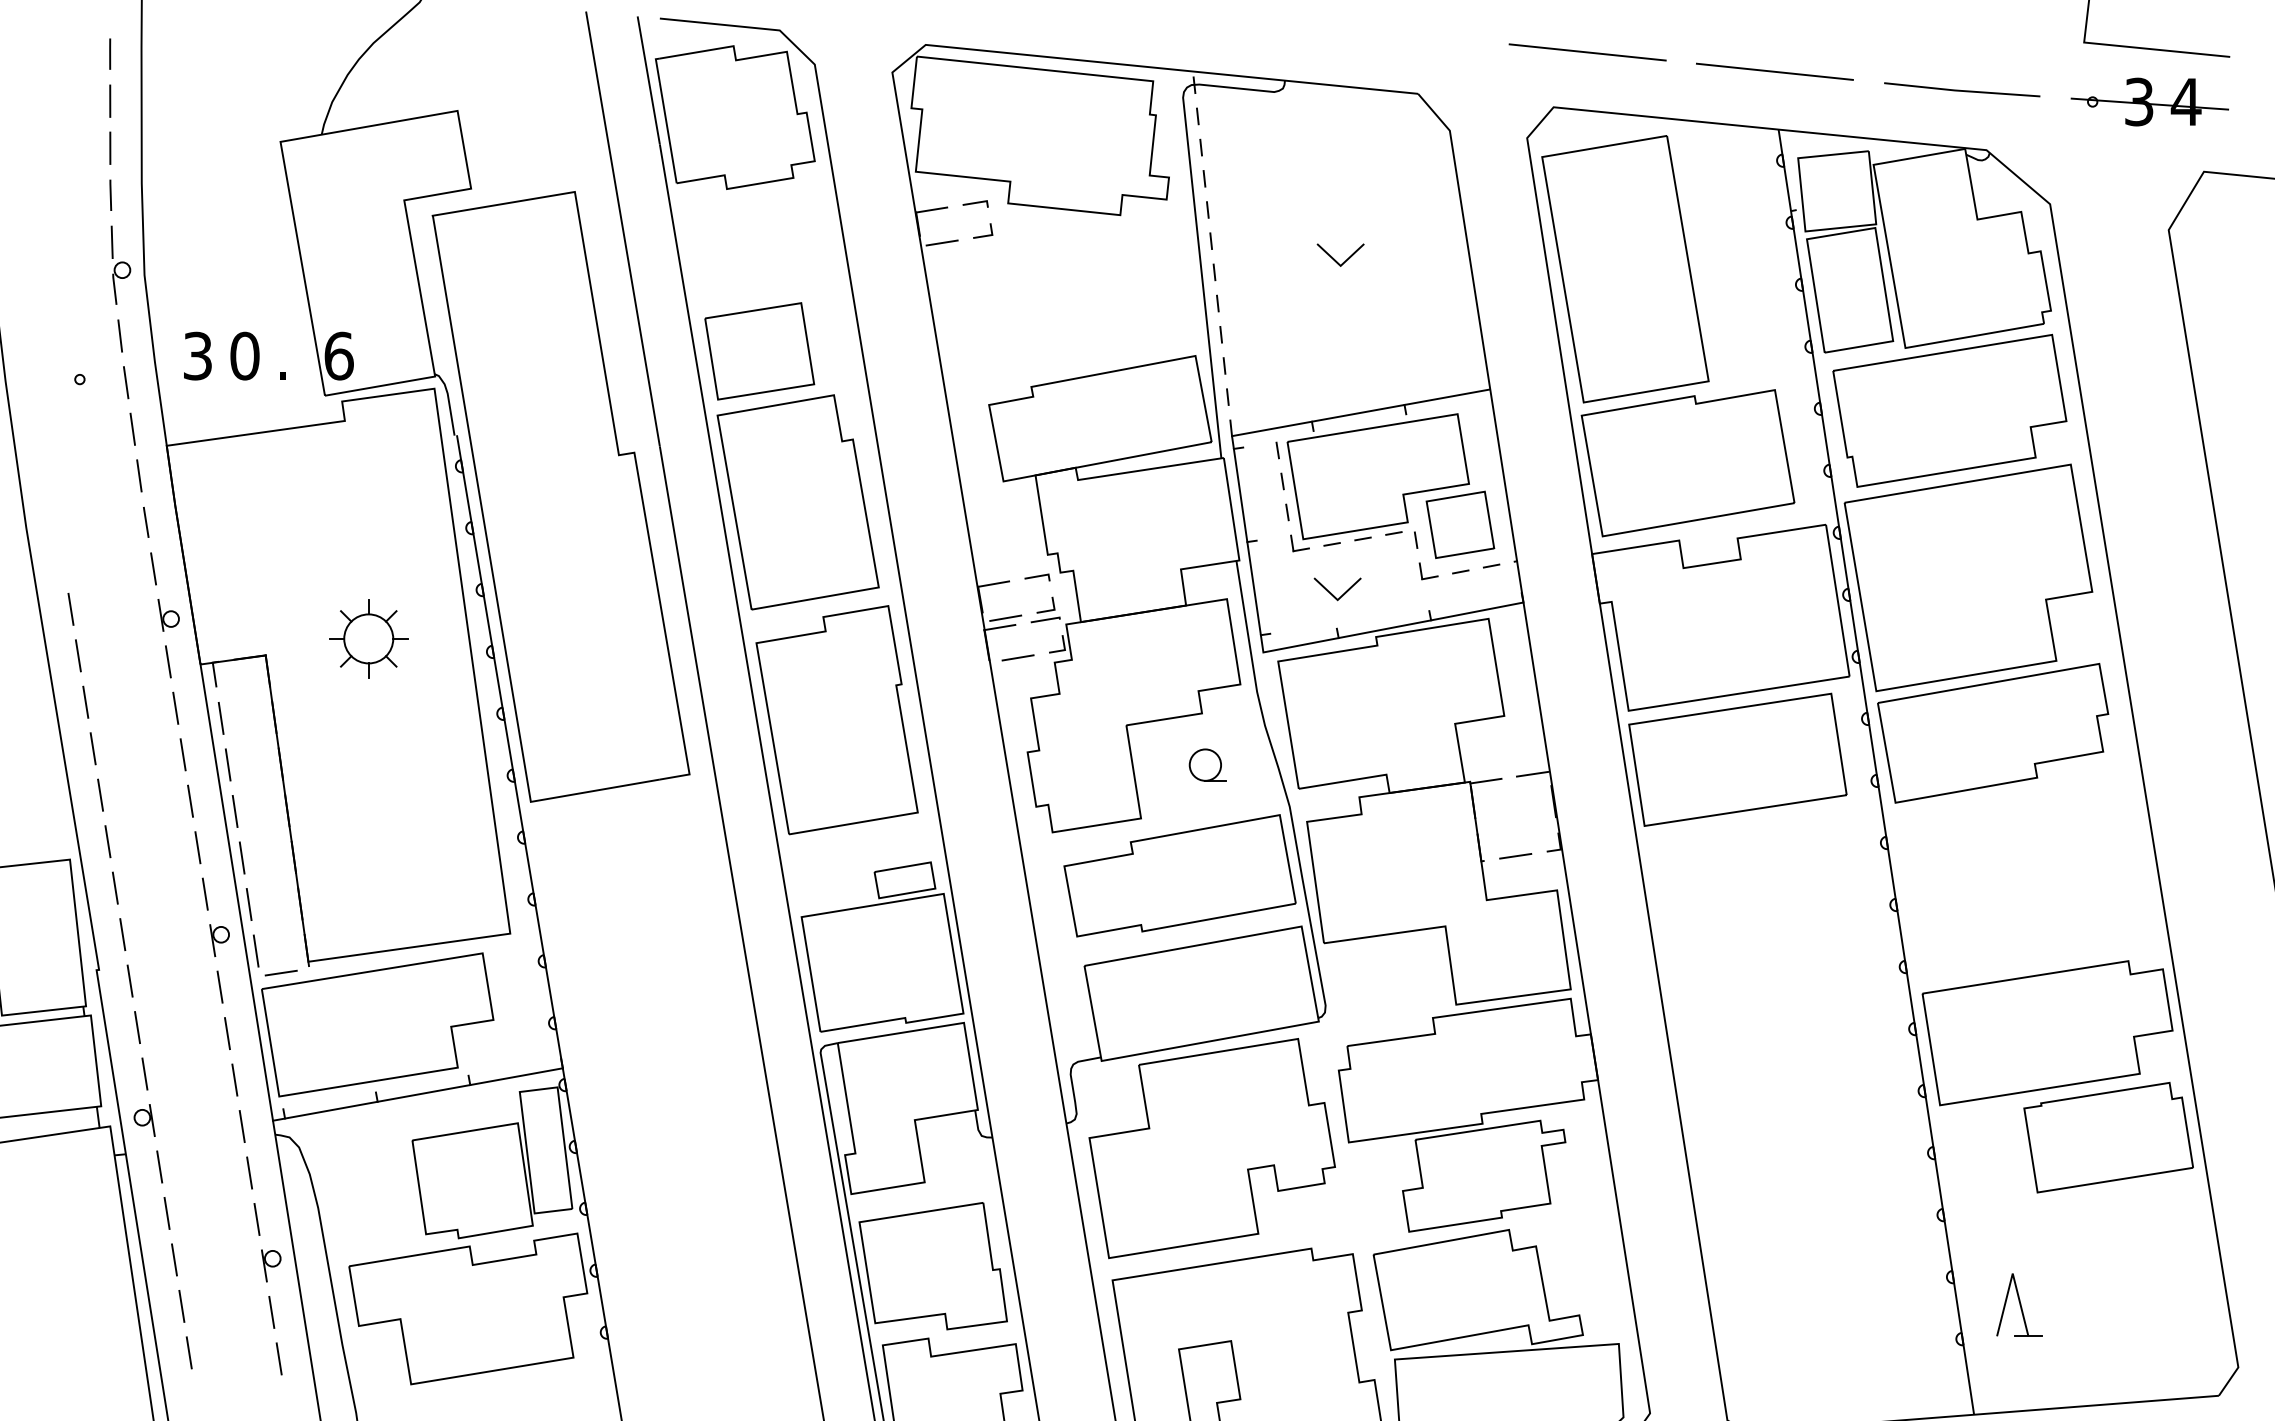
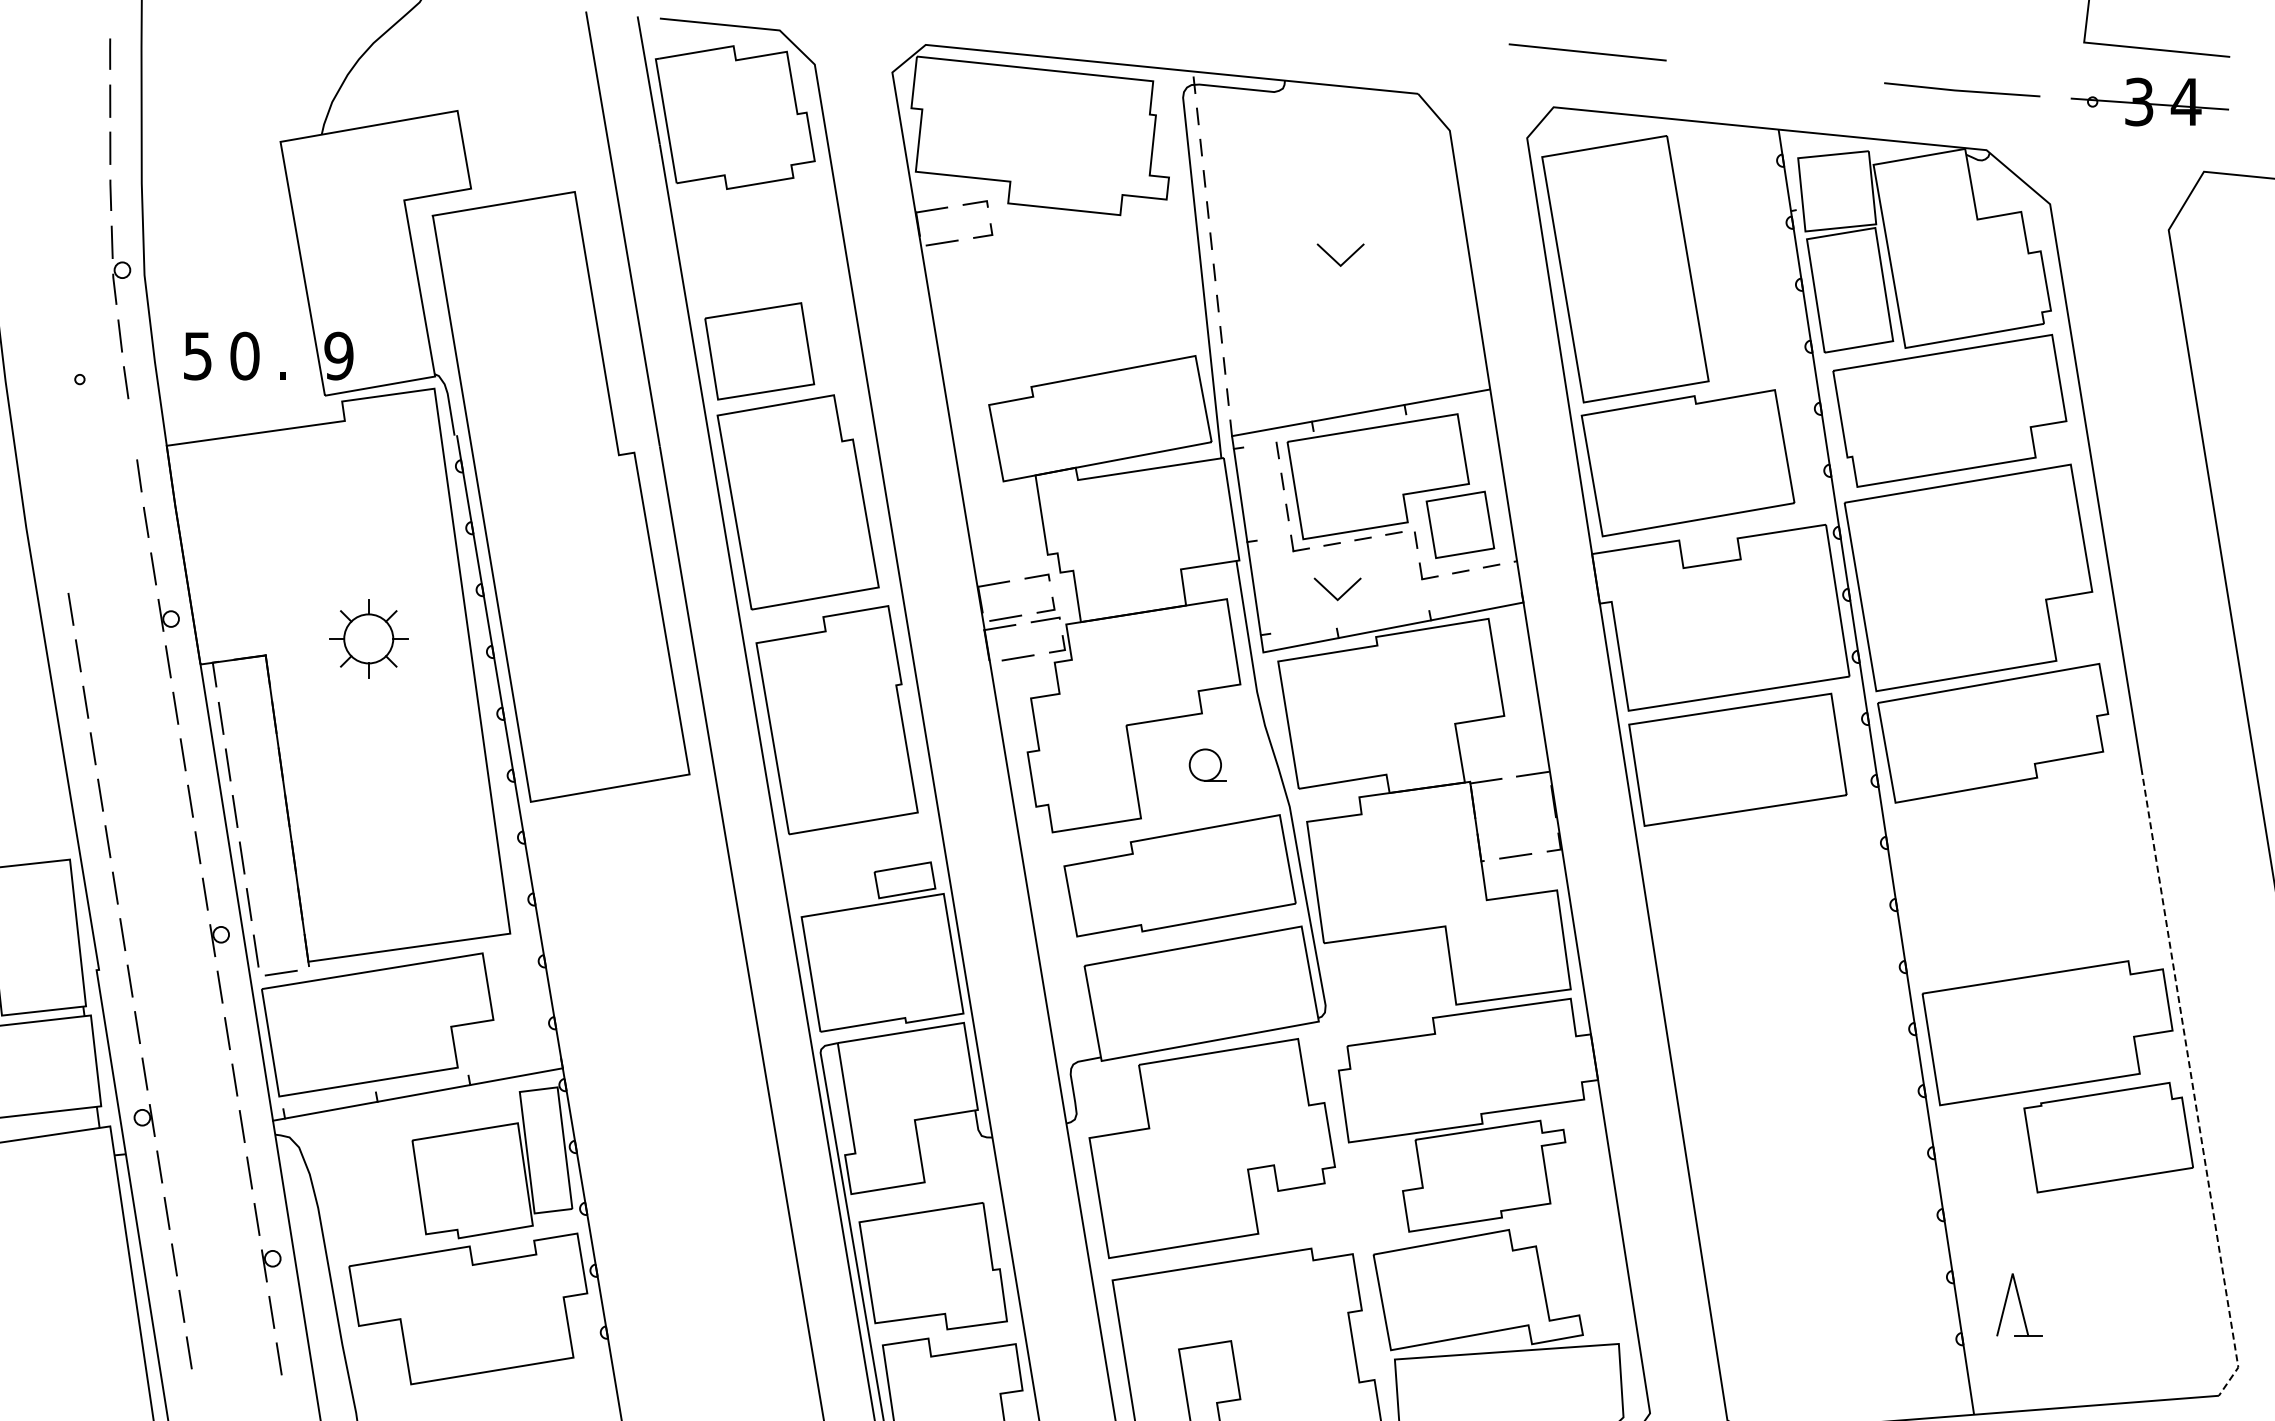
line: present -> none (1774, 71)
text: 3 -> 5 (197, 355)
text: 6 -> 9 (338, 355)
line: present -> none (132, 428)
line: solid -> dashed (2192, 1085)
